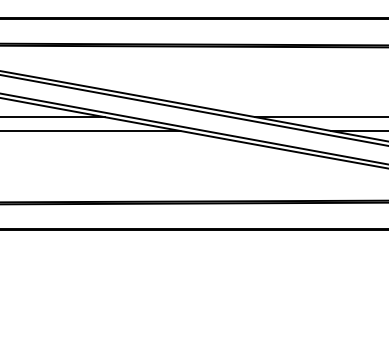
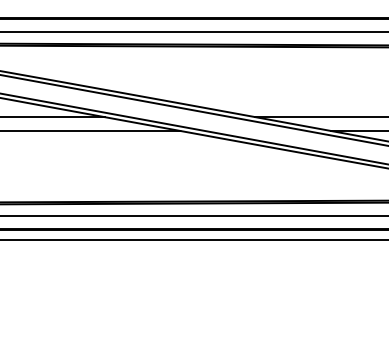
line: none -> present (193, 32)
line: none -> present (193, 215)
line: none -> present (193, 240)
